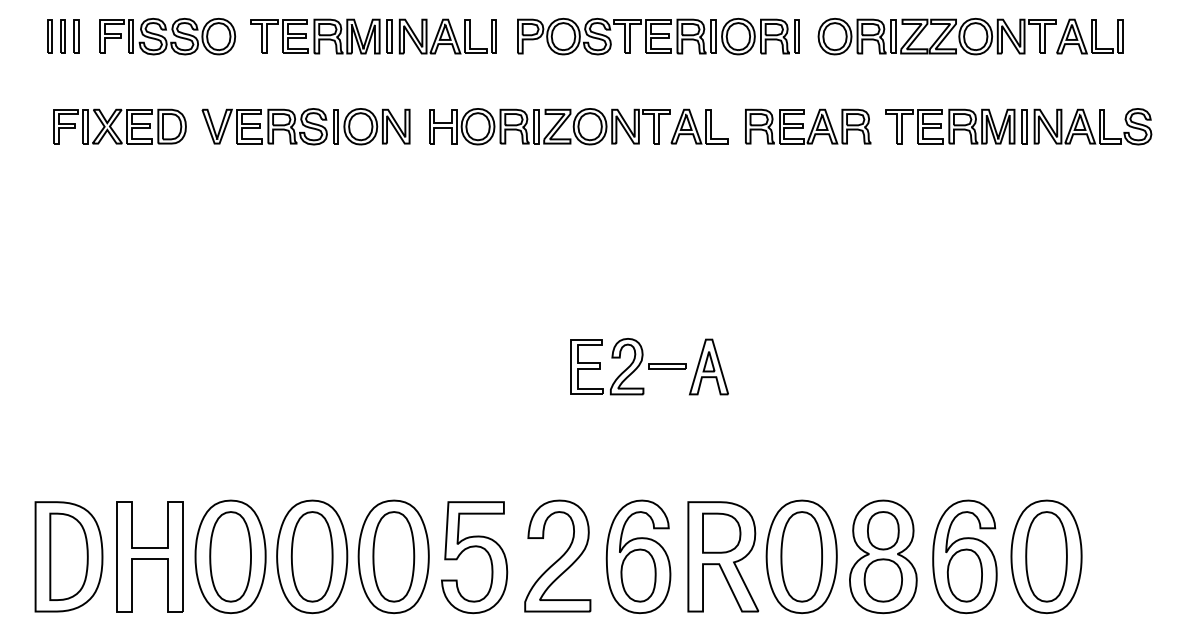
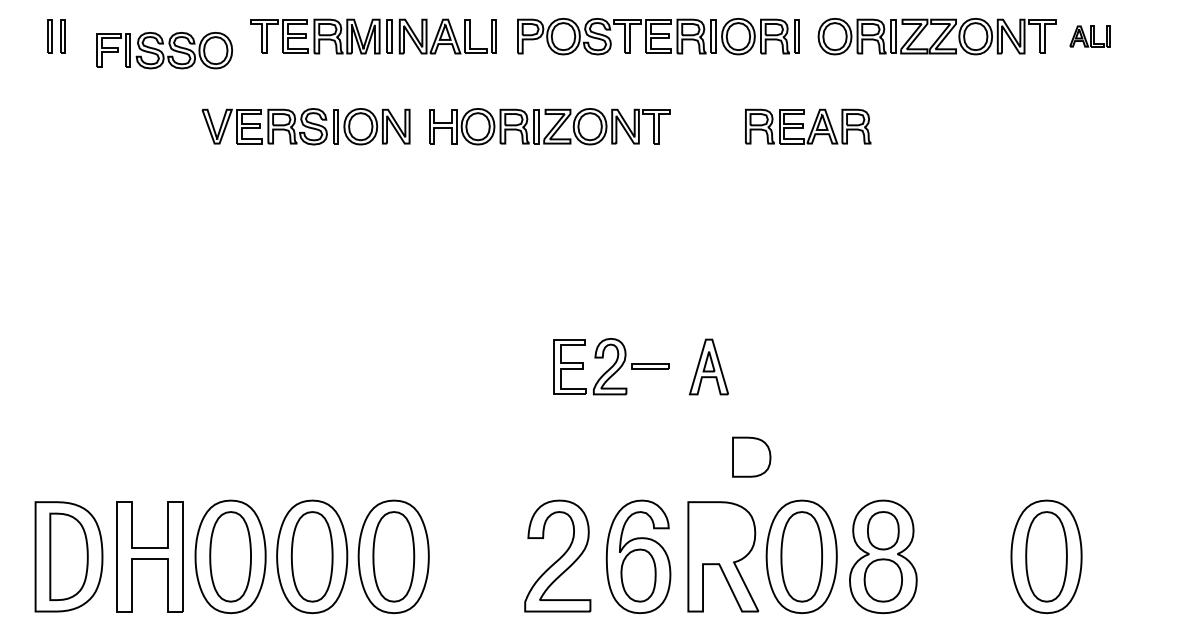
part: present -> none (76, 36)
part position: (167, 36) -> (164, 50) (164, 50)
part size: 68x37 px -> 42x23 px (1089, 36)
part: present -> none (113, 123)
part: present -> none (699, 126)
part: present -> none (1018, 126)
part position: (628, 366) -> (611, 366) (611, 366)
part position: (721, 532) -> (751, 456) (751, 456)
part: present -> none (474, 547)
part: present -> none (964, 556)
